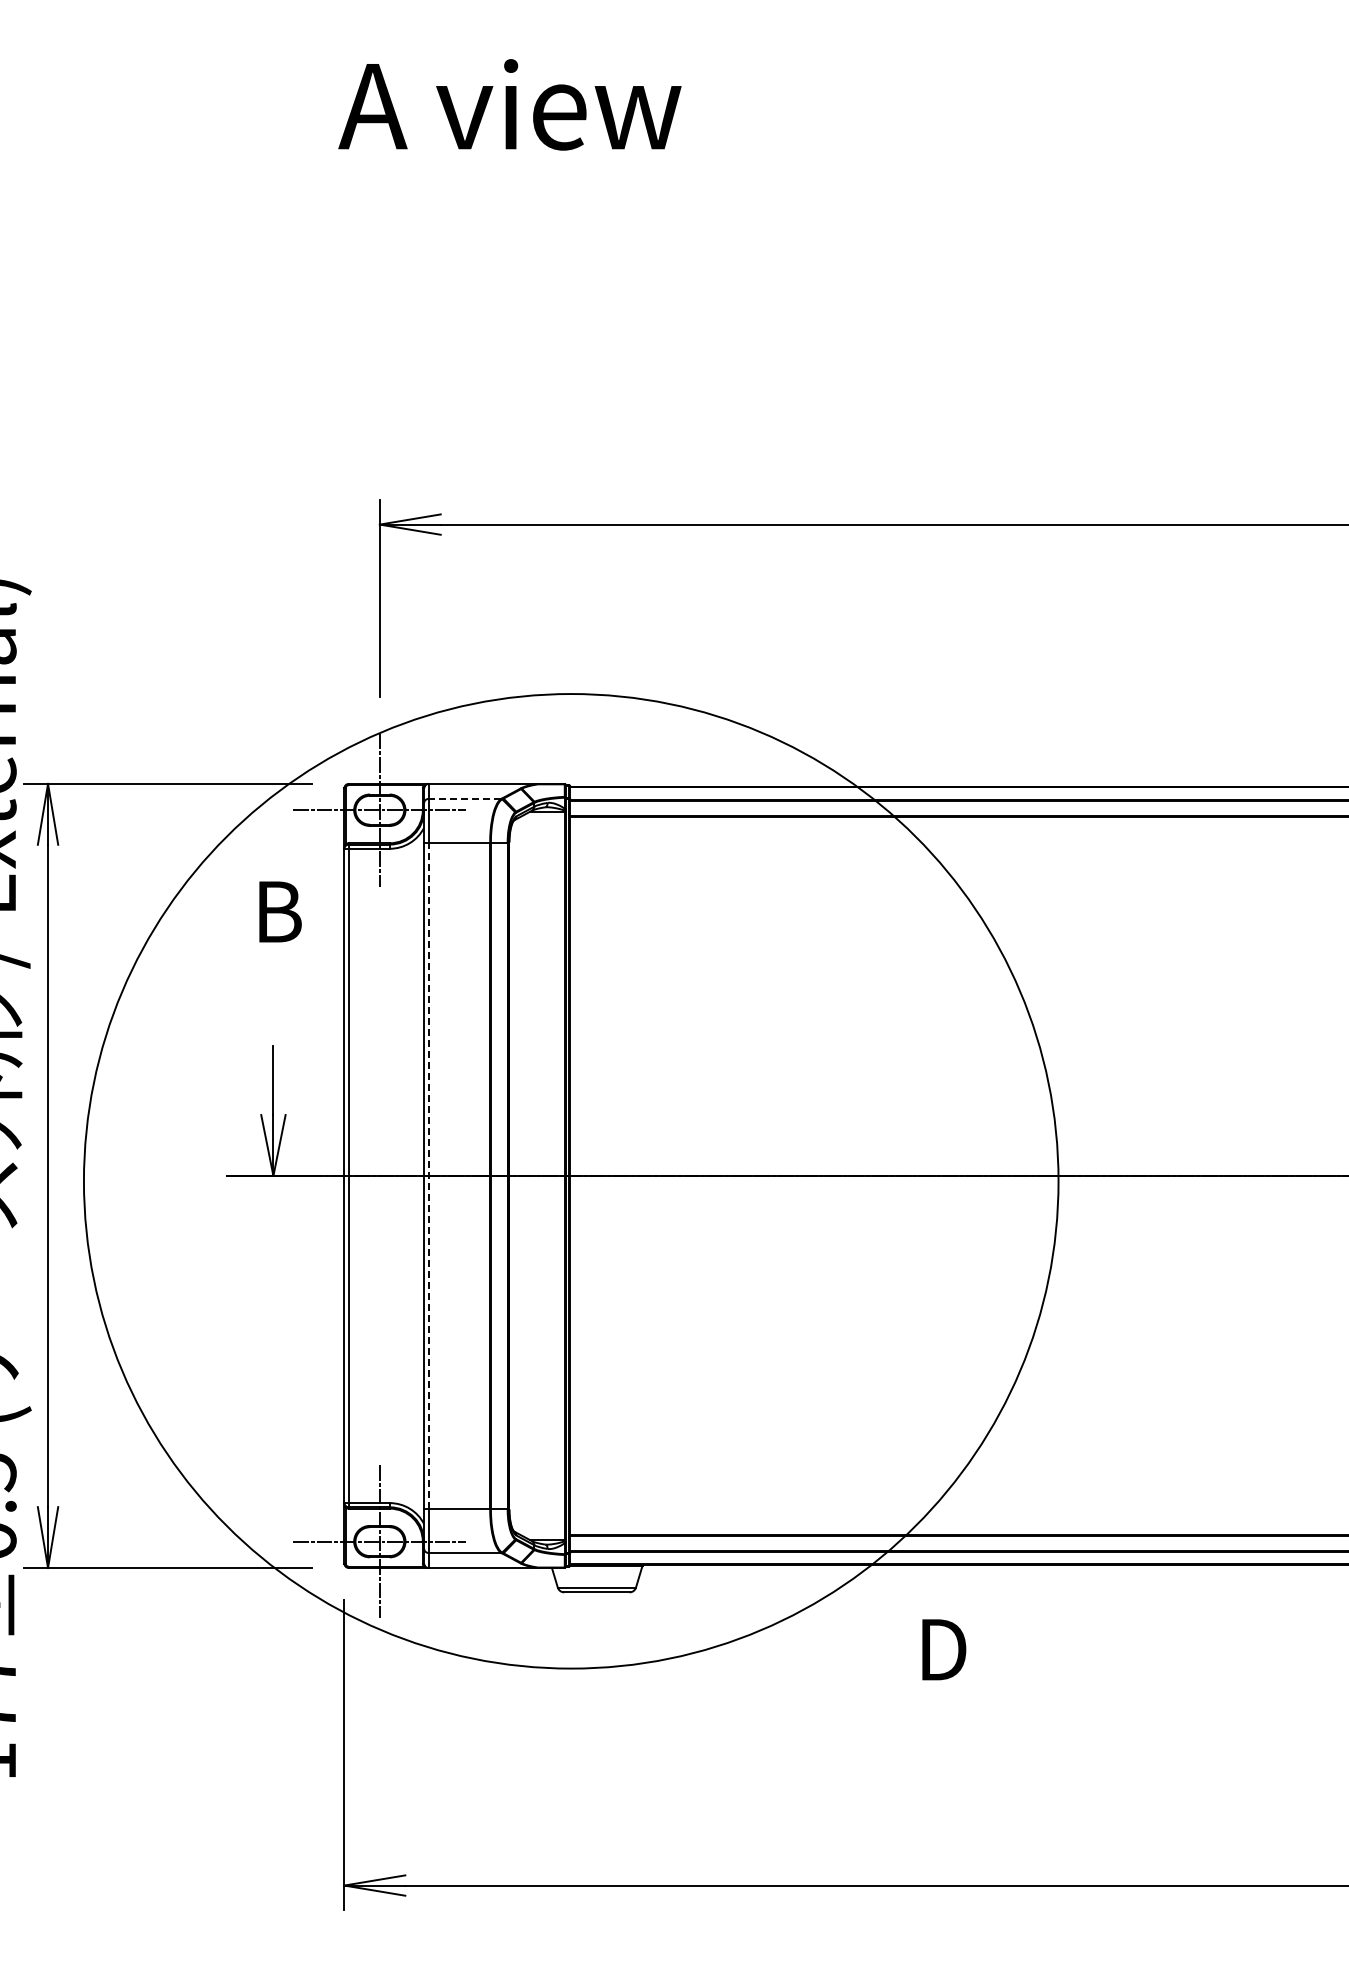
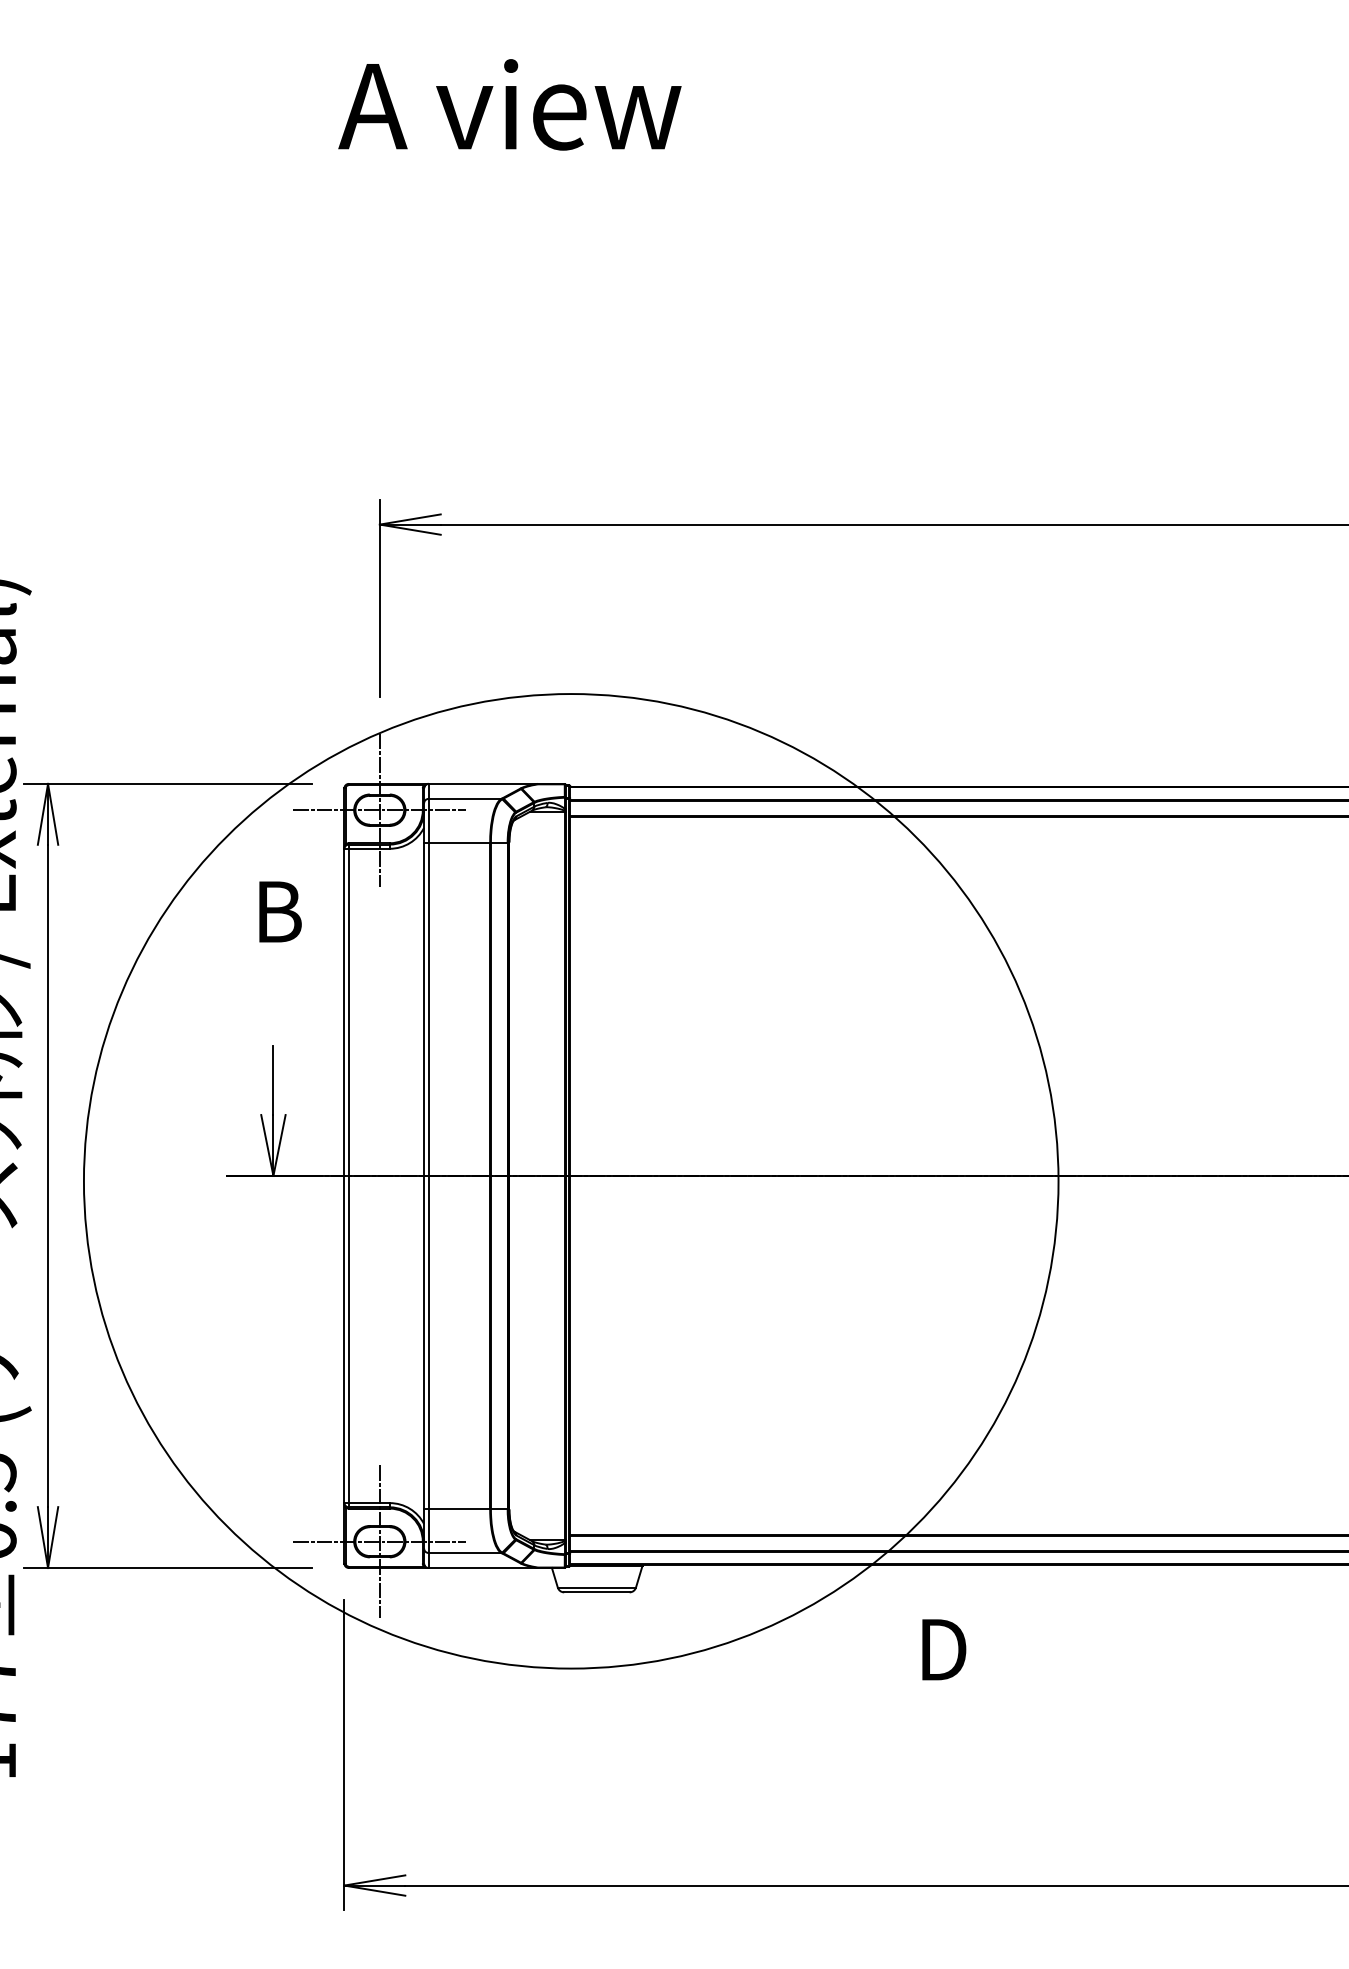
line: dashed -> solid (464, 798)
line: dashed -> solid (428, 1175)
